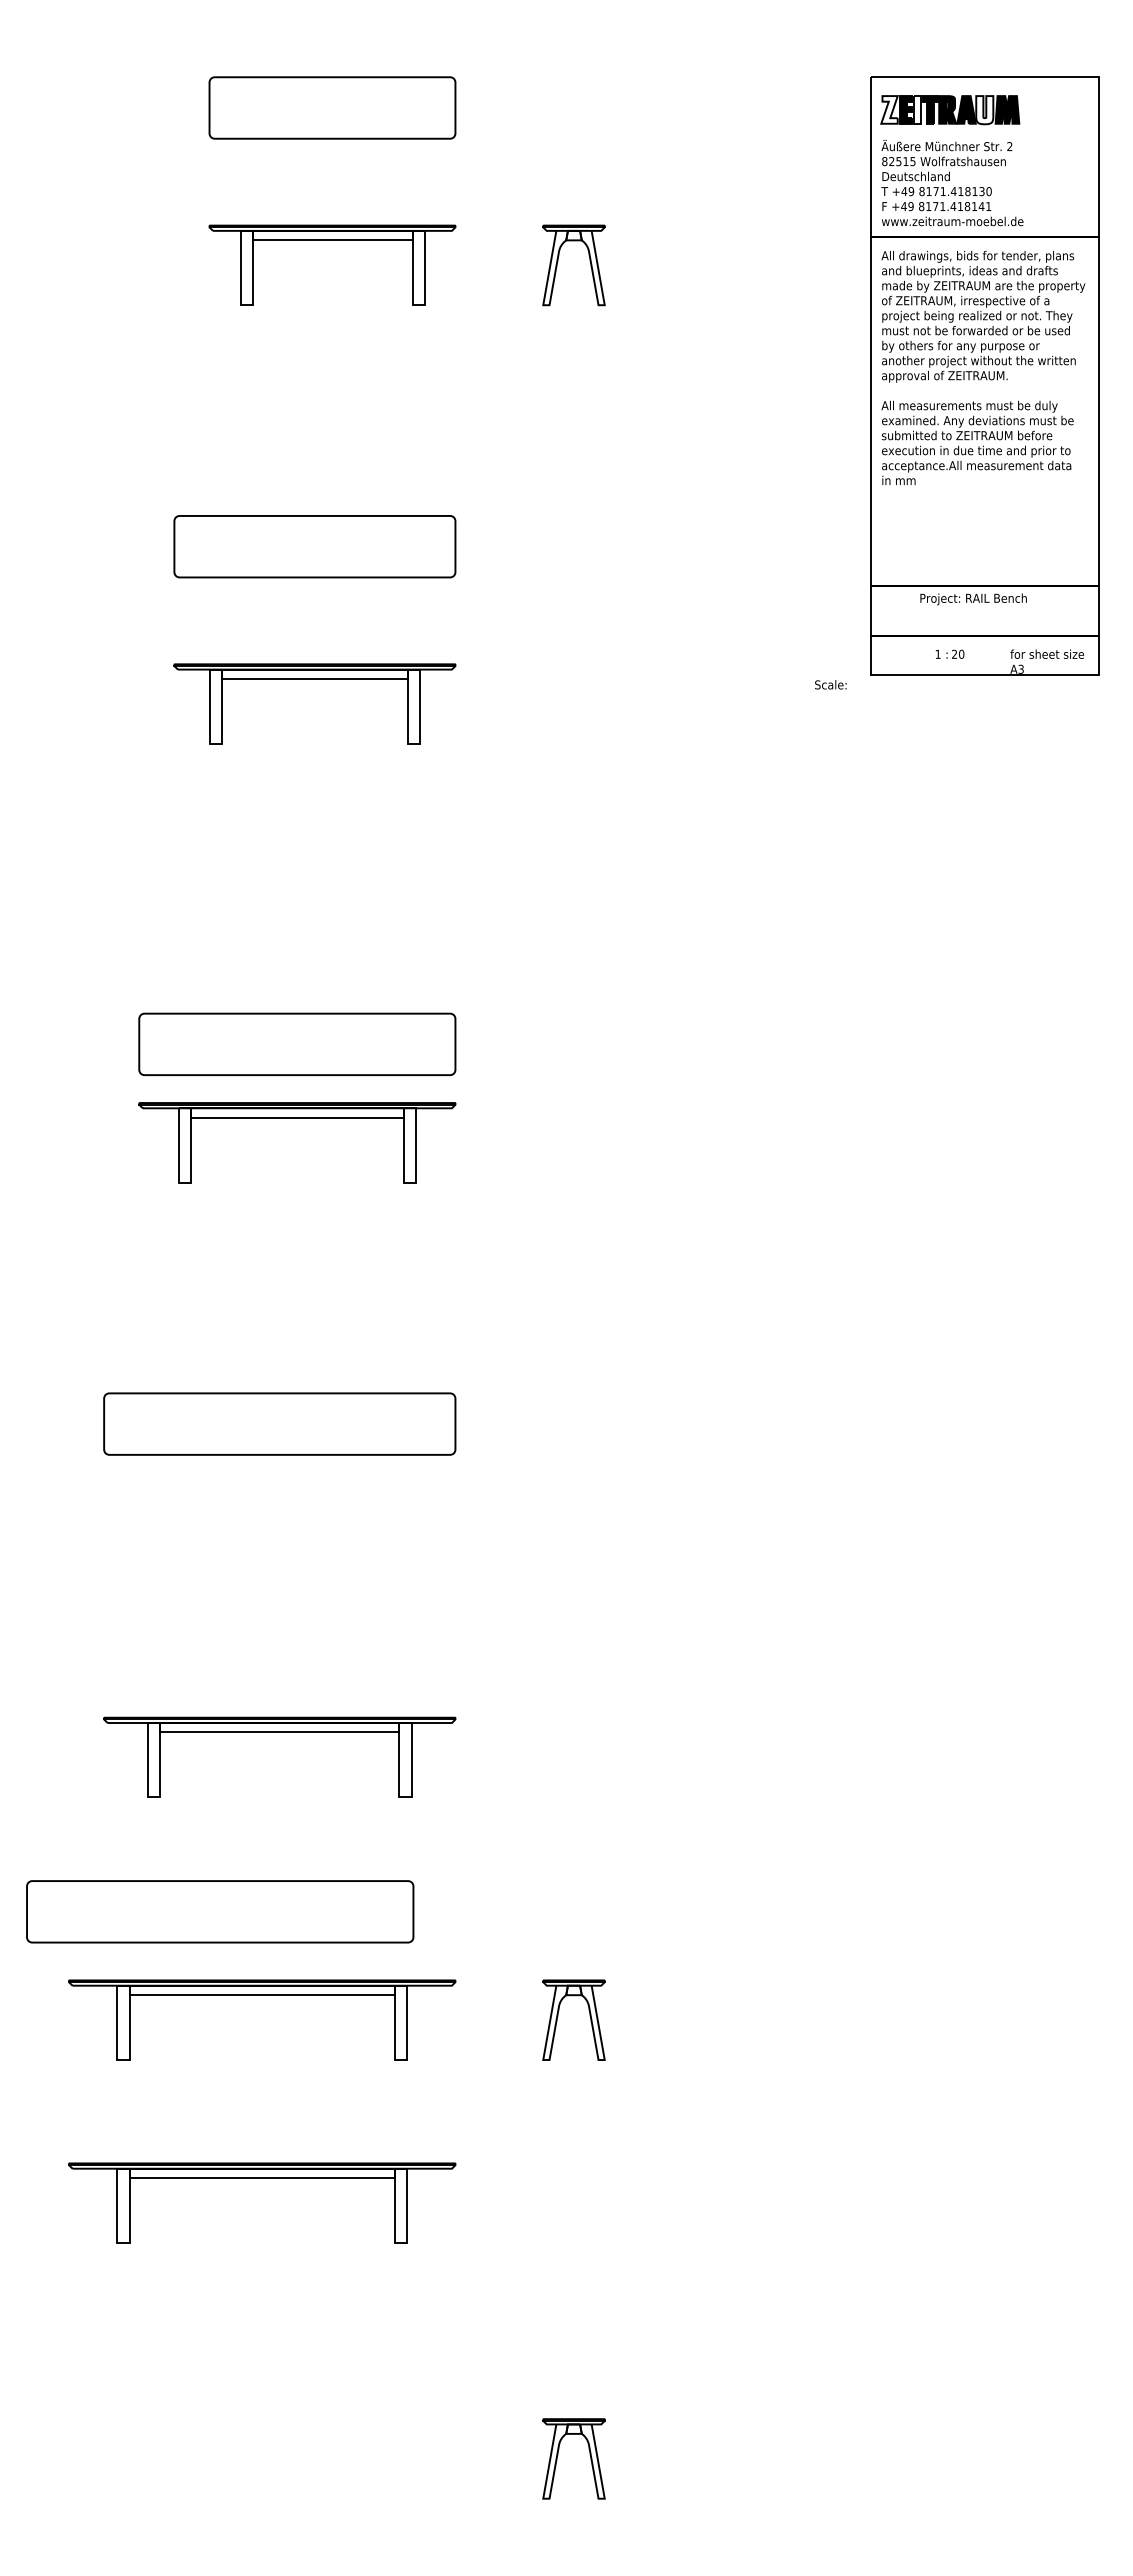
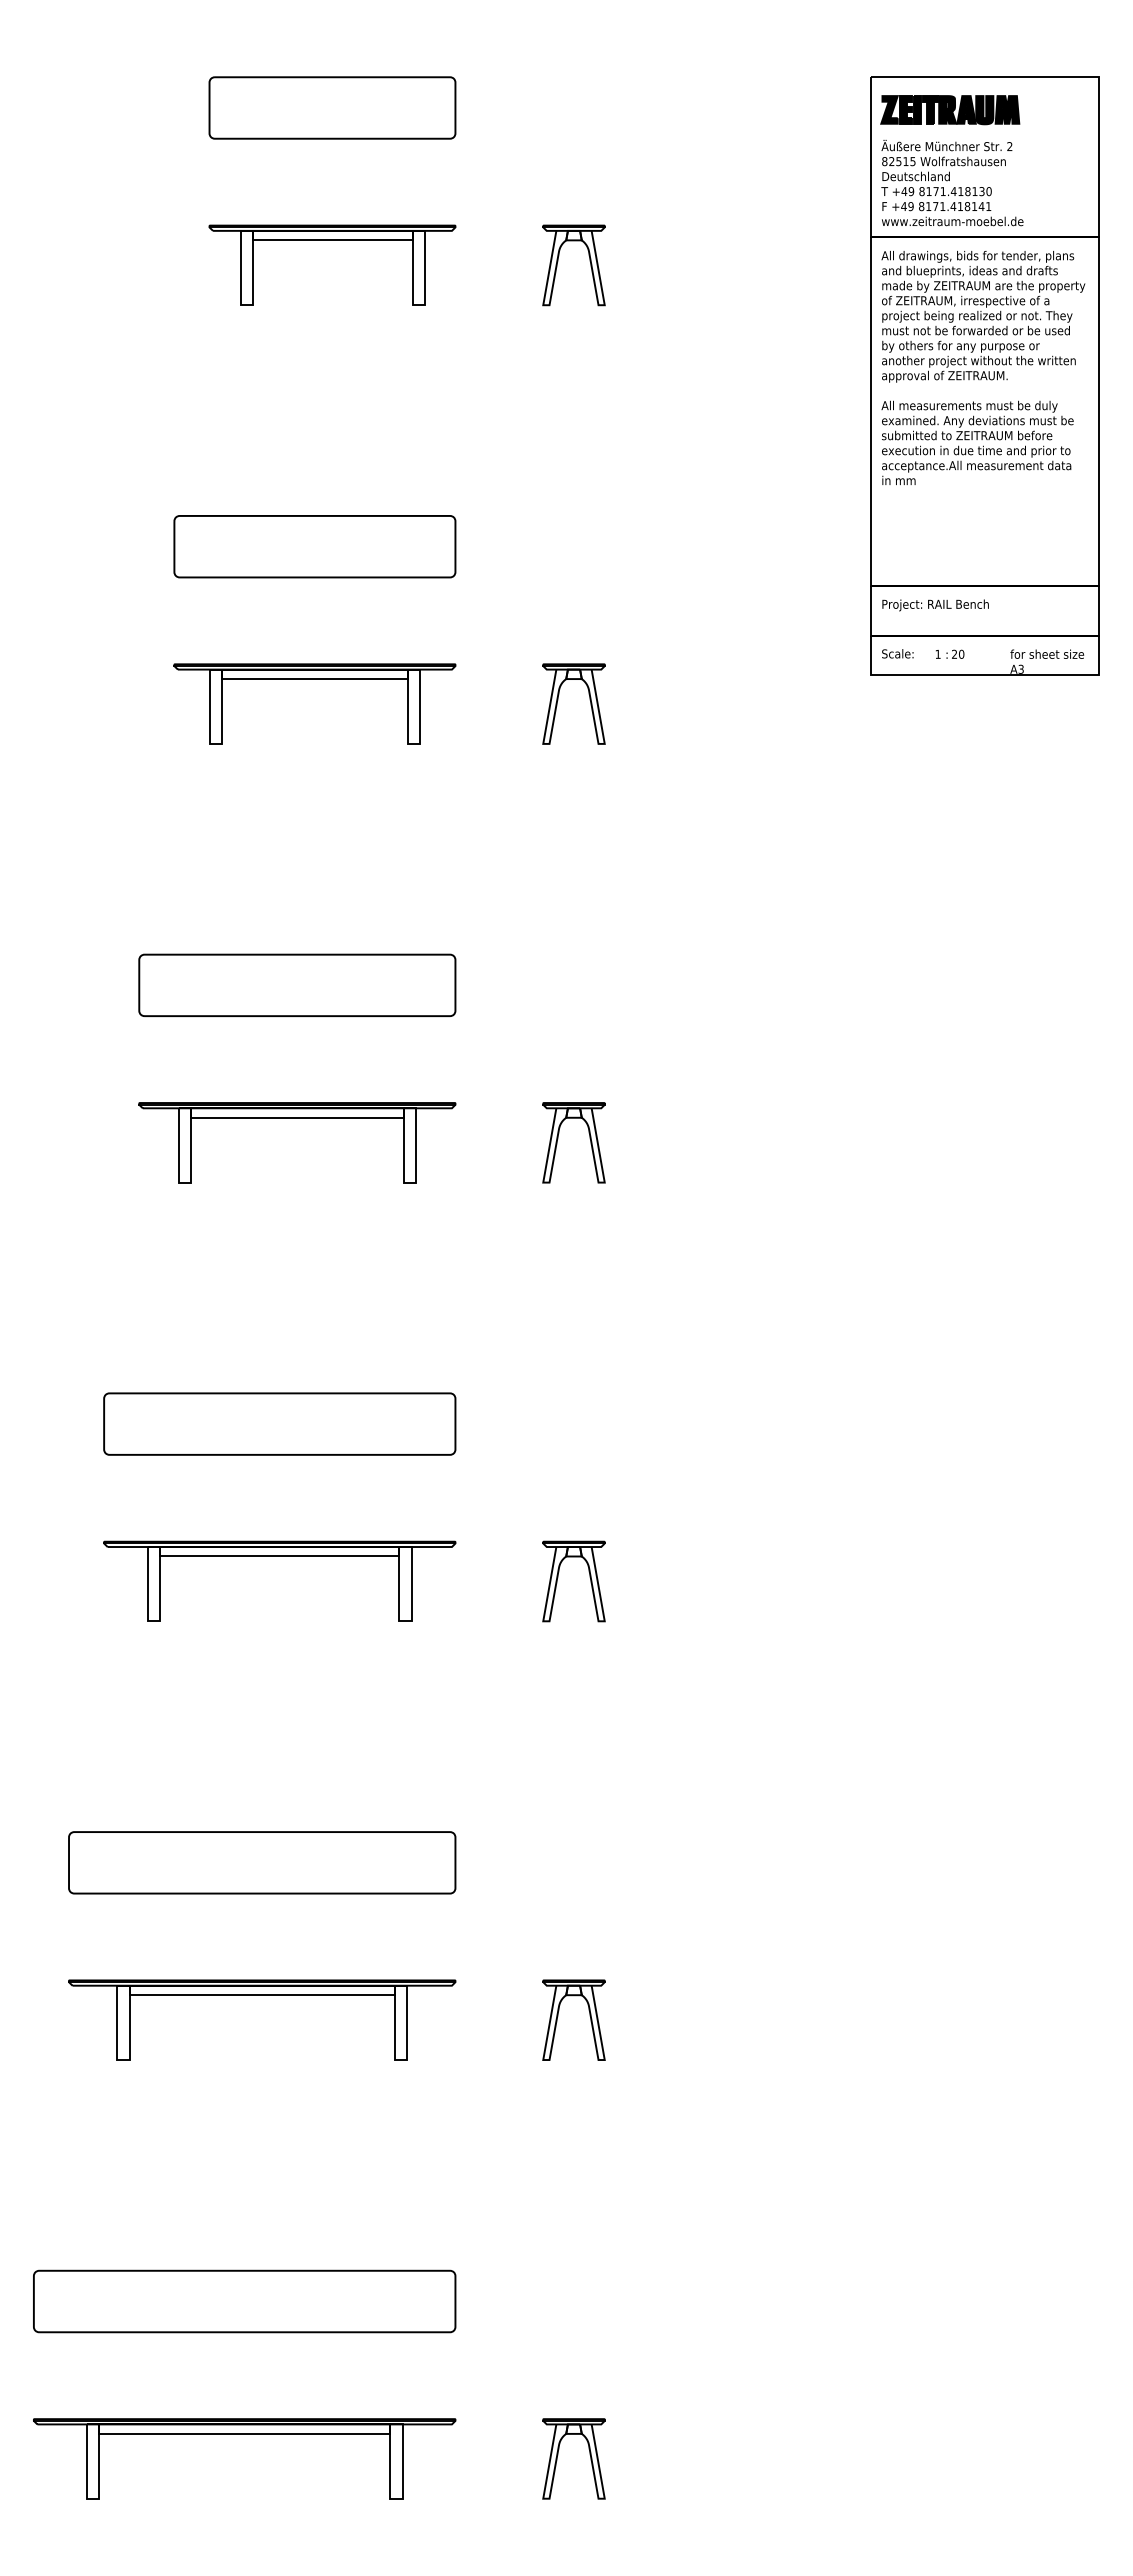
fill: none -> present (889, 109)
fill: none -> present (917, 109)
fill: none -> present (984, 110)
text position: (973, 599) -> (935, 605) (935, 605)
text position: (830, 684) -> (897, 653) (897, 653)
part: none -> present (558, 700)
part position: (297, 1043) -> (297, 984) (297, 984)
part: none -> present (558, 1139)
part: none -> present (558, 1577)
part position: (279, 1732) -> (279, 1556) (279, 1556)
part position: (220, 1911) -> (262, 1862) (262, 1862)
part: present -> none (262, 2178)
part: none -> present (244, 2301)
part: none -> present (244, 2434)
